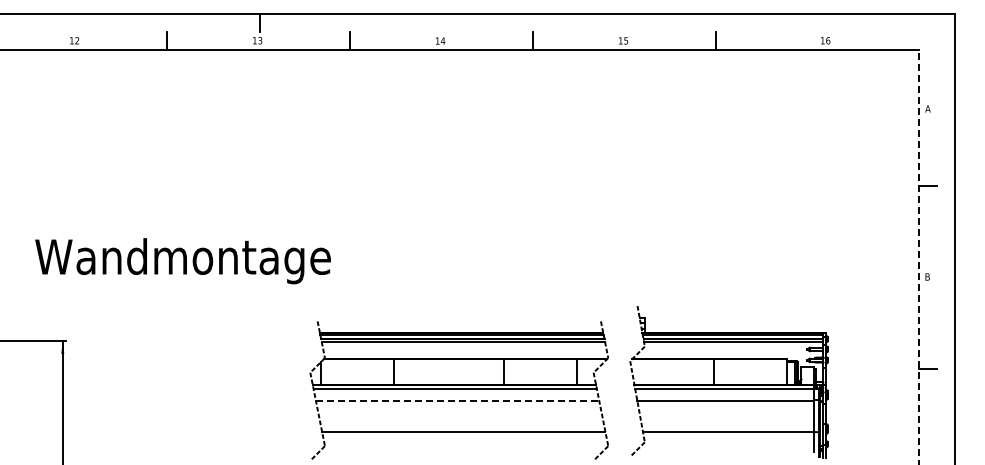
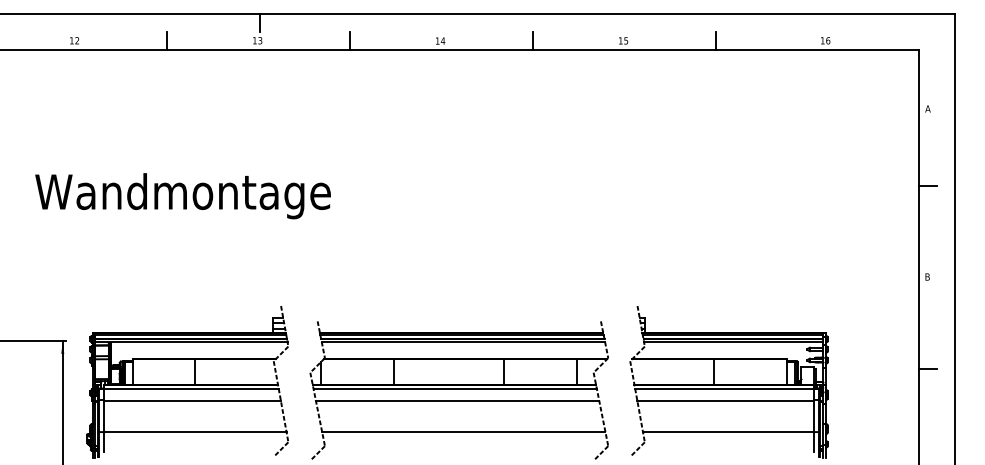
line: dashed -> solid (918, 257)
text position: (182, 261) -> (182, 196) (182, 196)
part: none -> present (187, 382)
line: dashed -> solid (457, 400)
